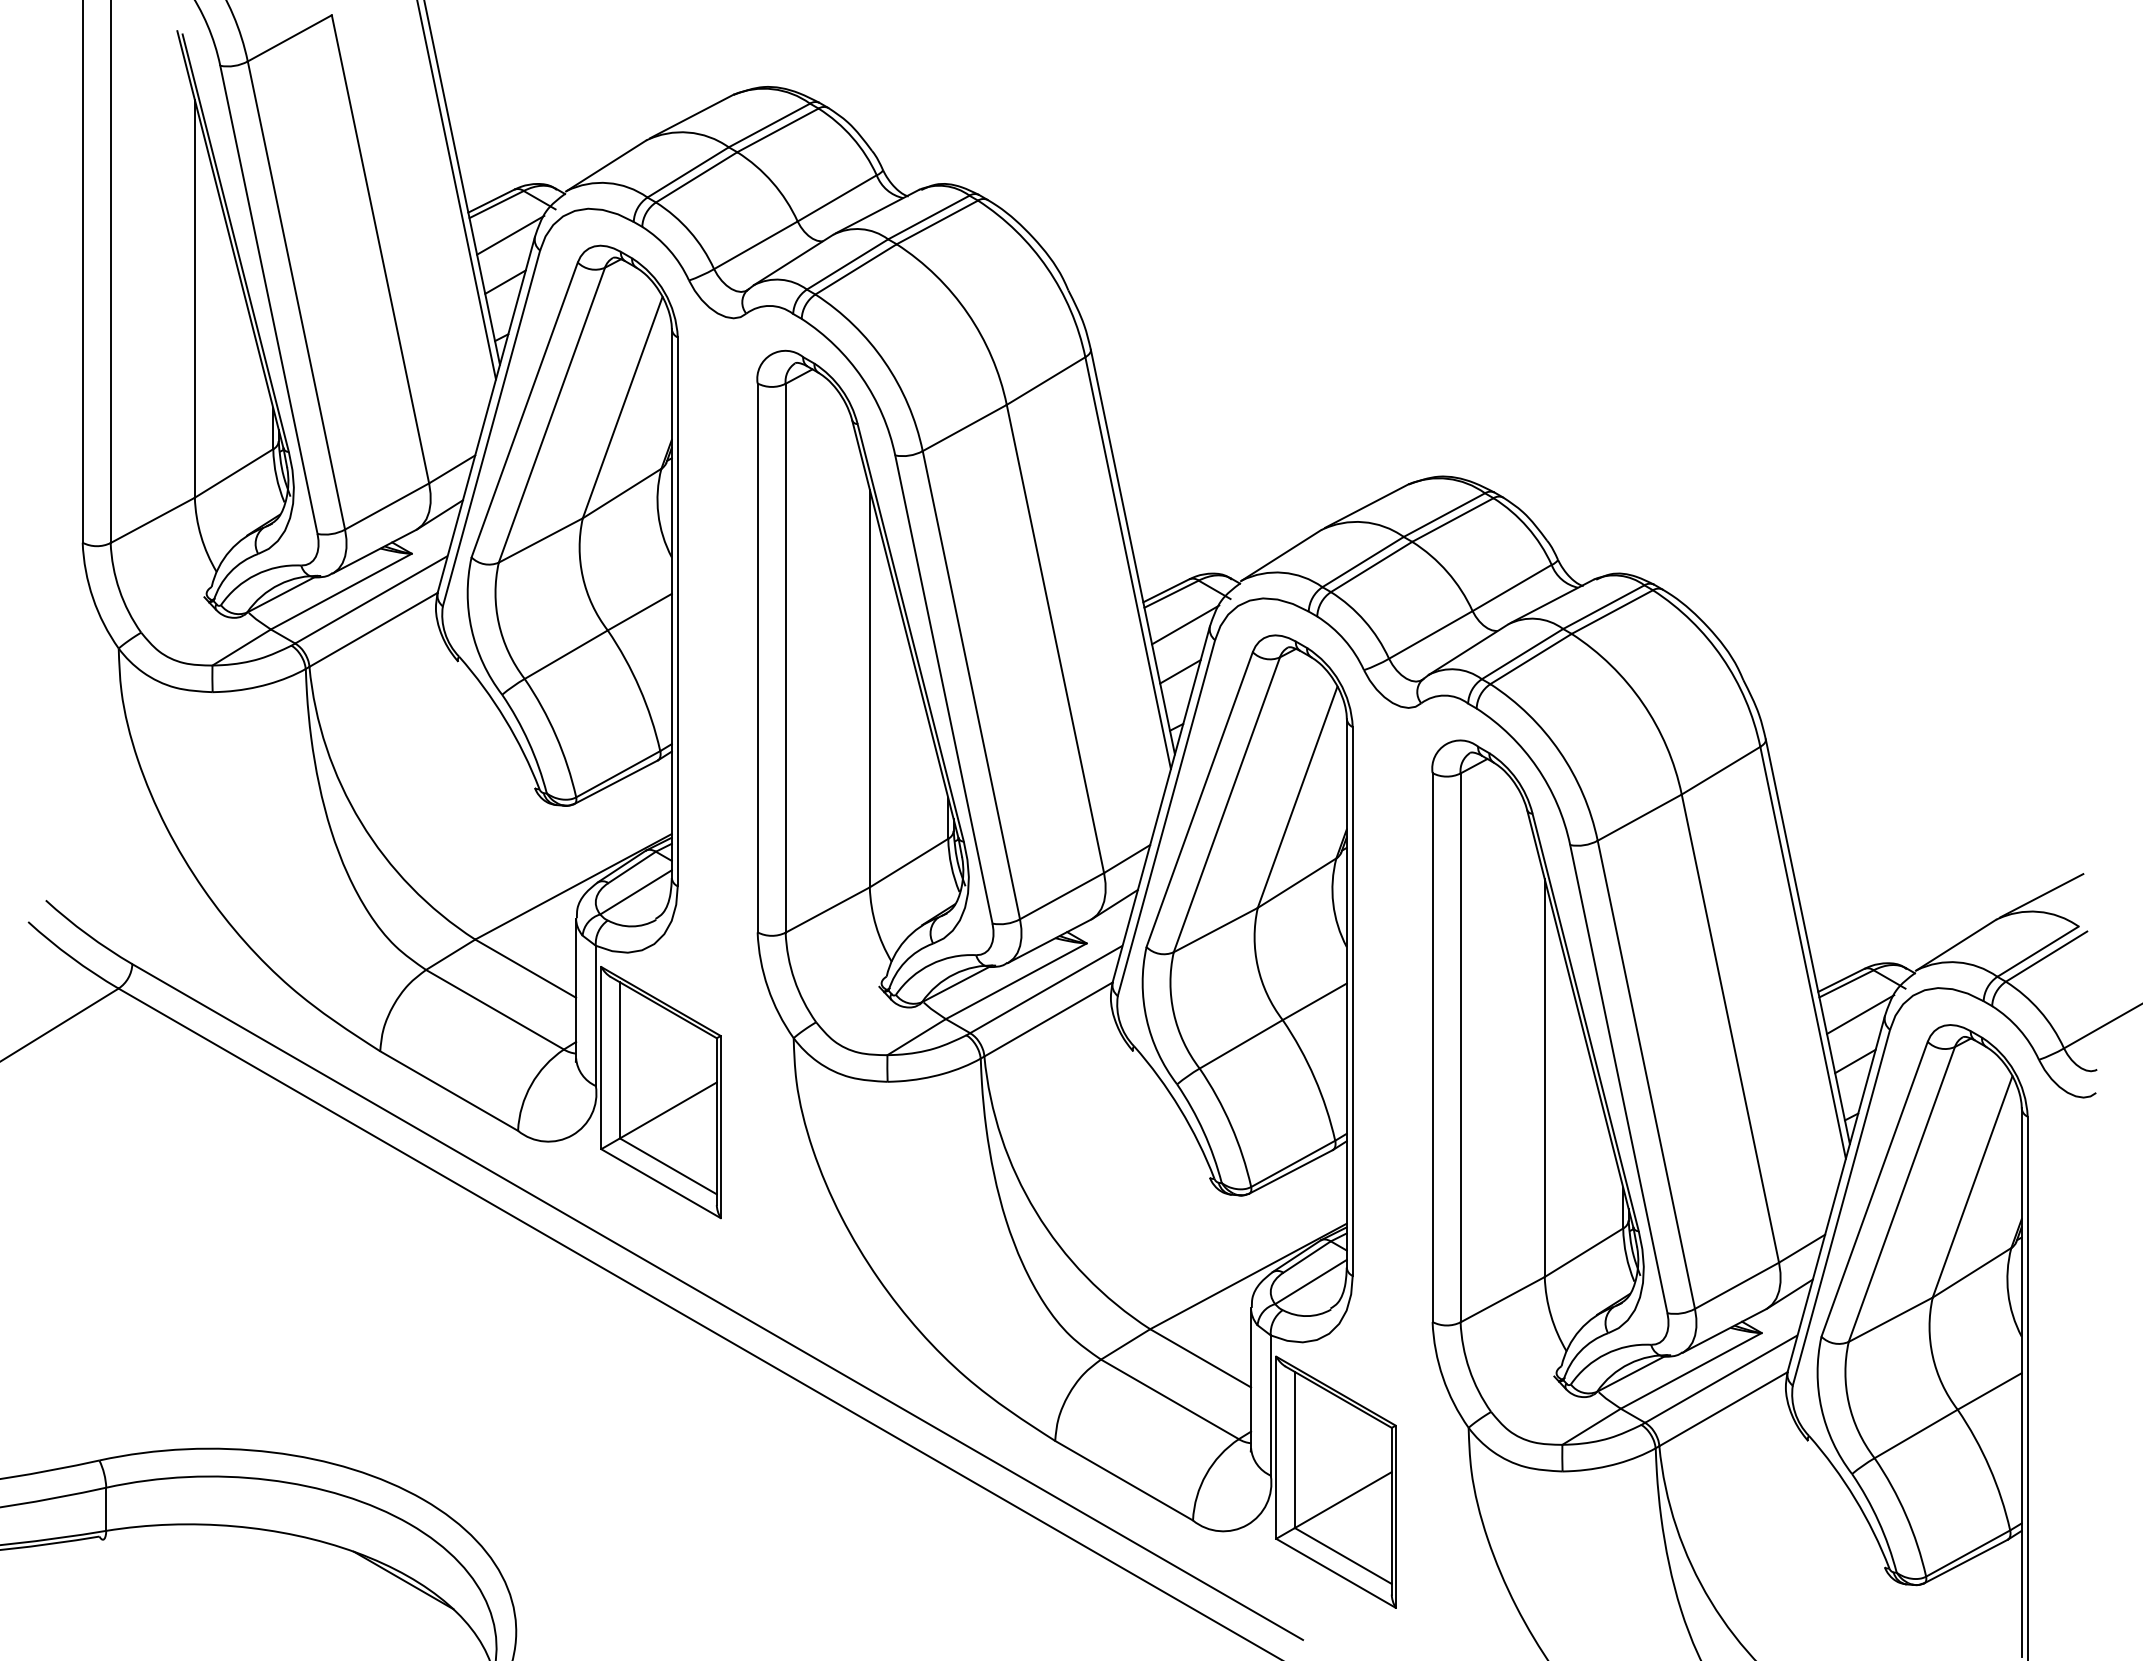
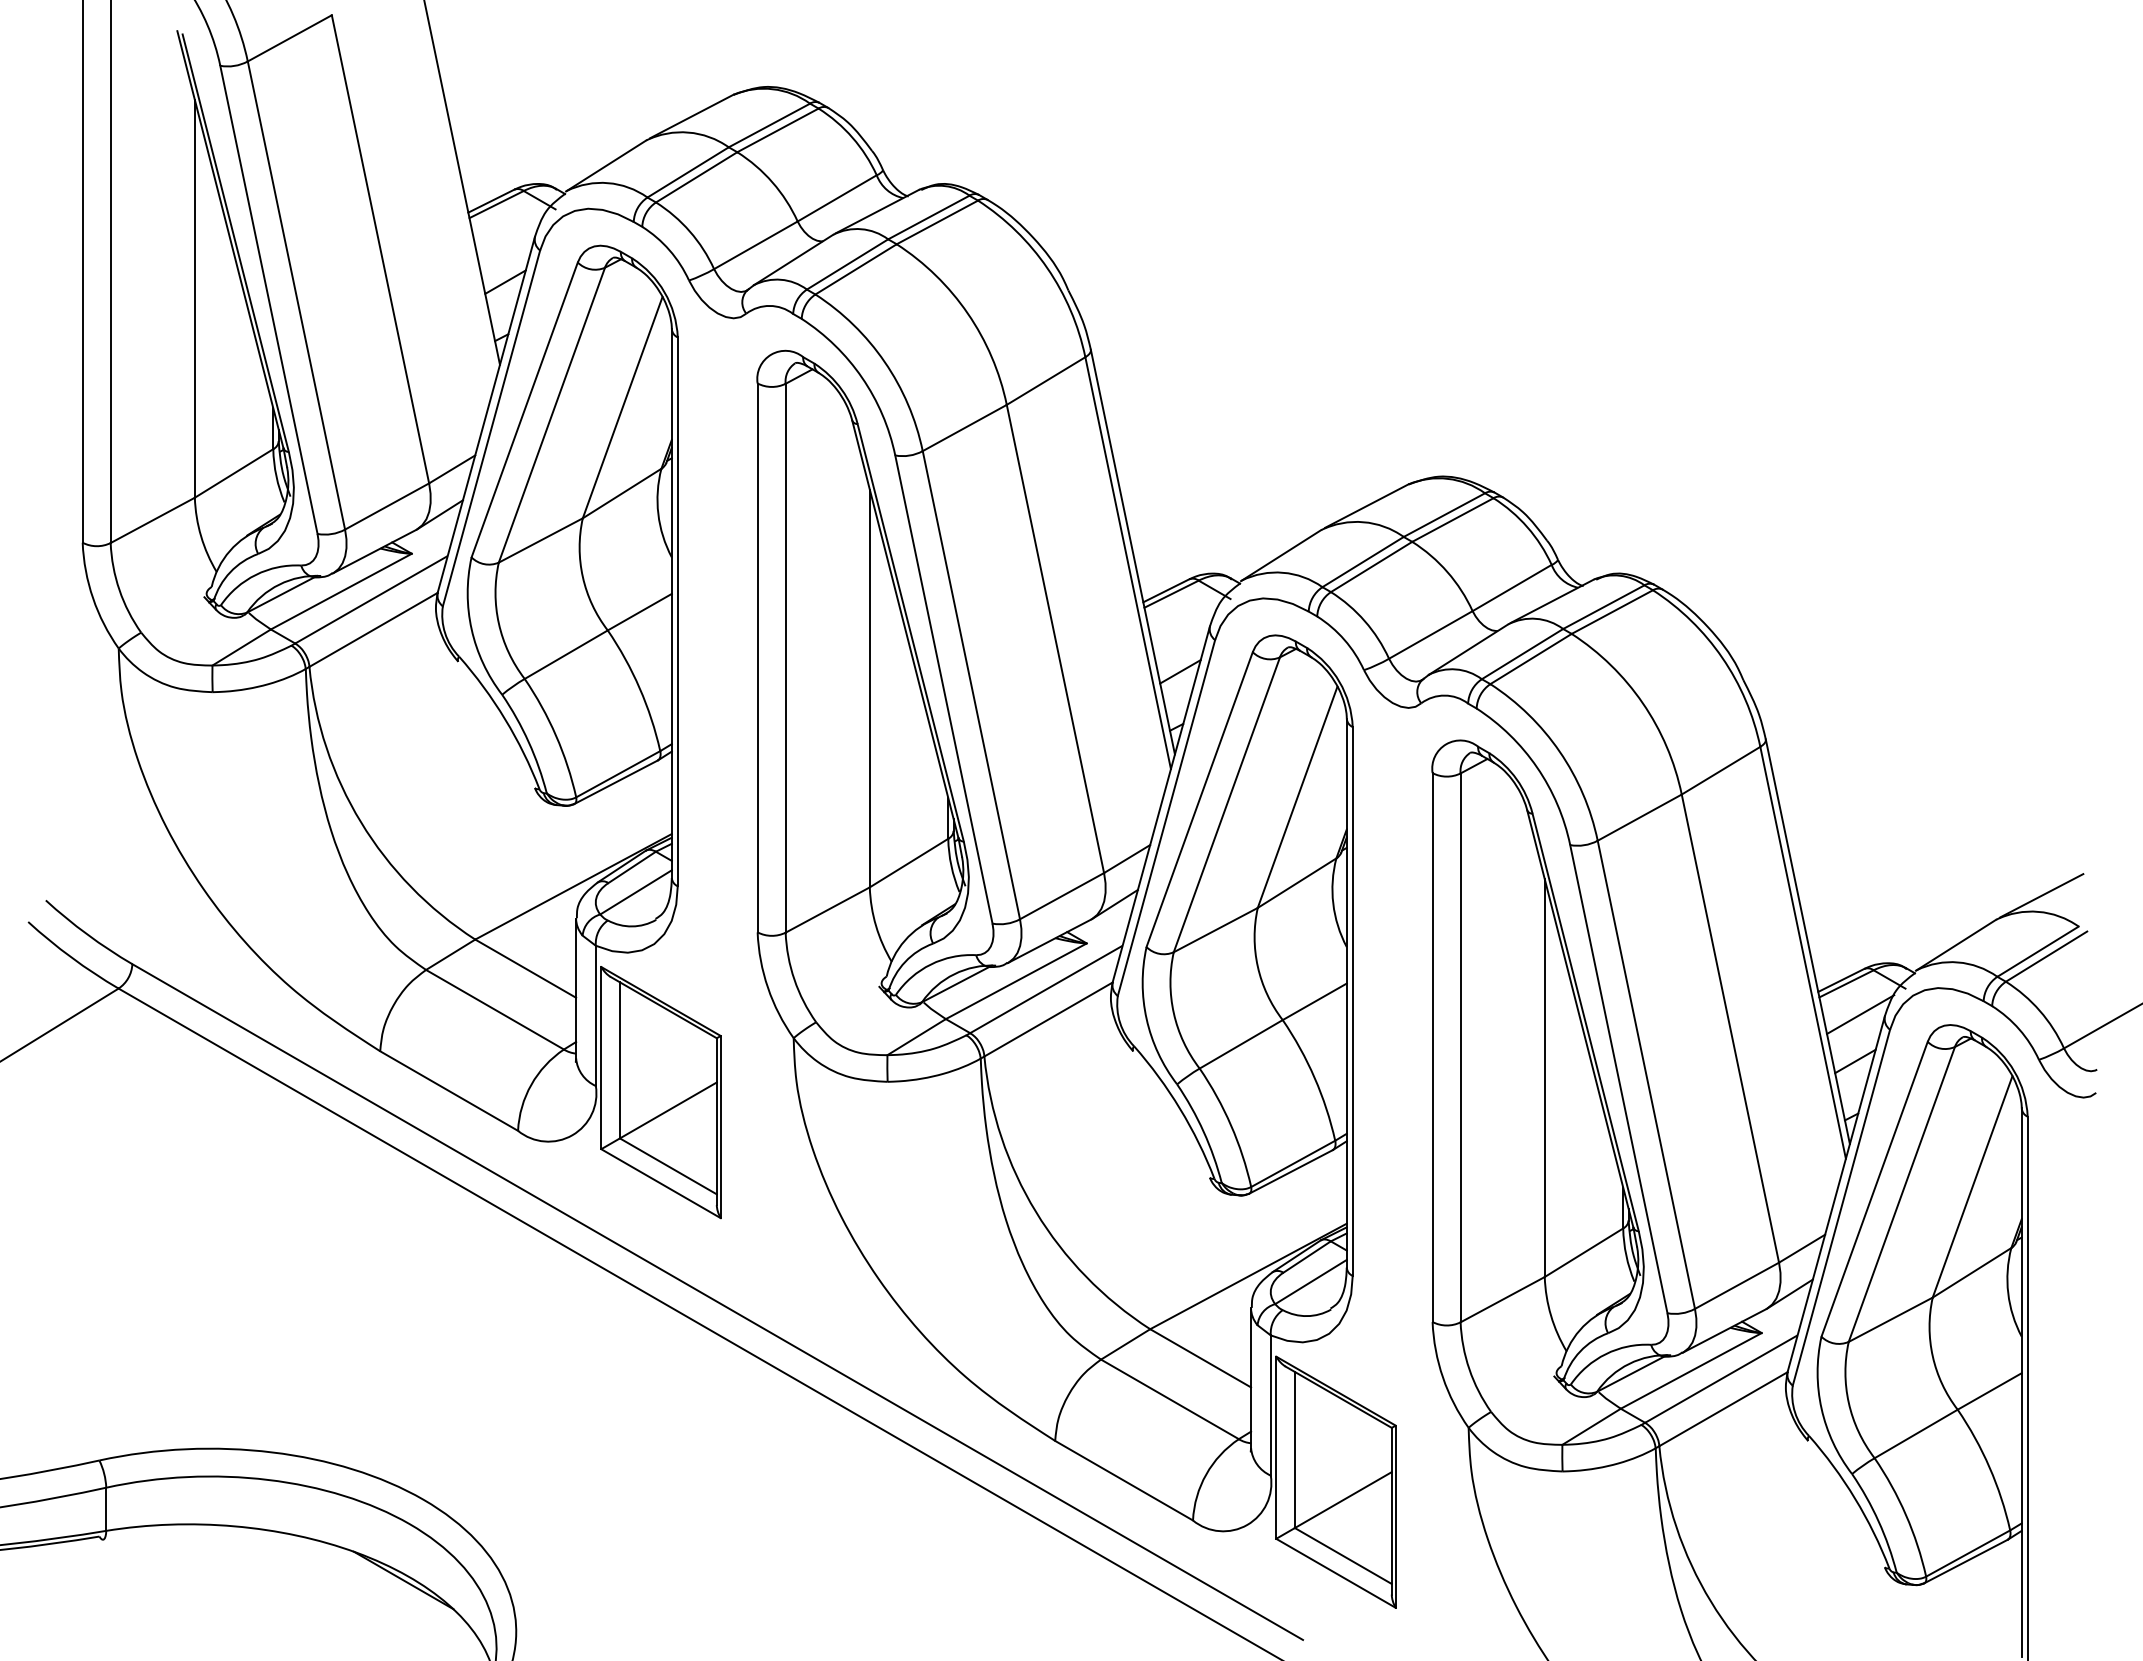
line: present -> none (456, 190)
line: present -> none (510, 234)
line: present -> none (1185, 624)
